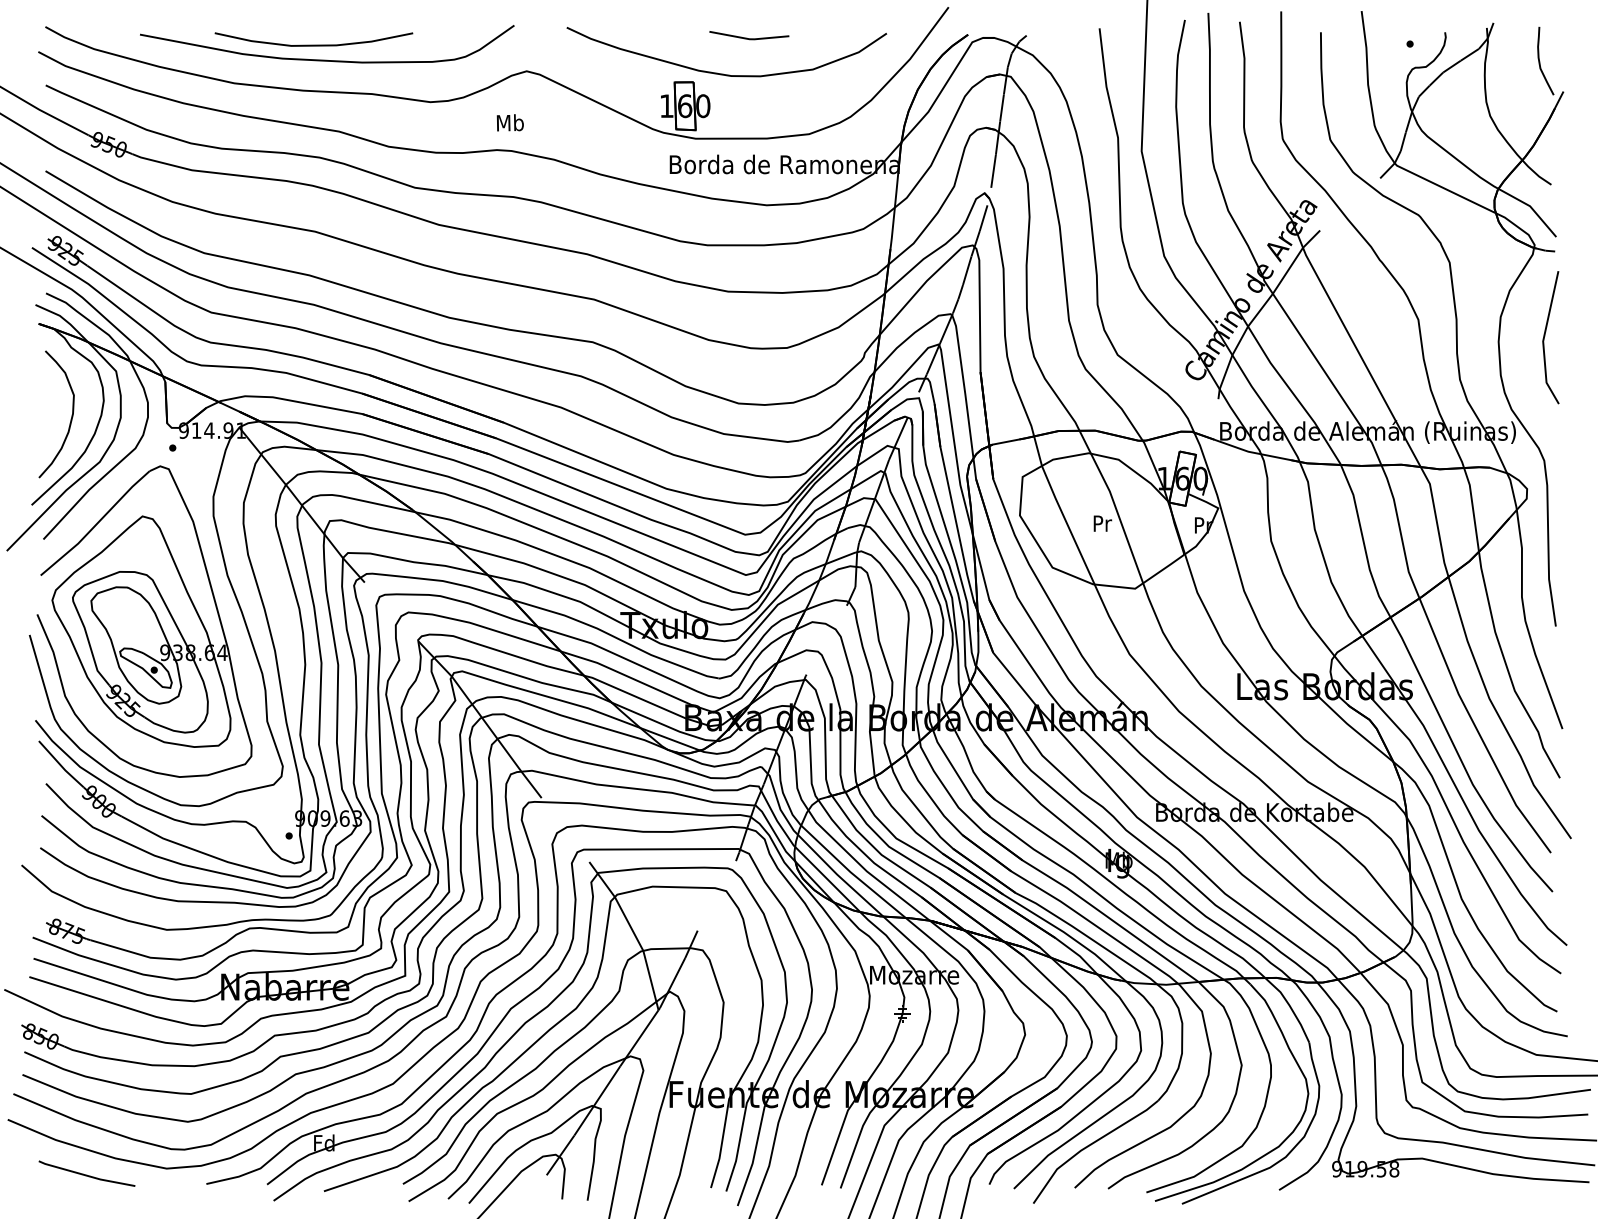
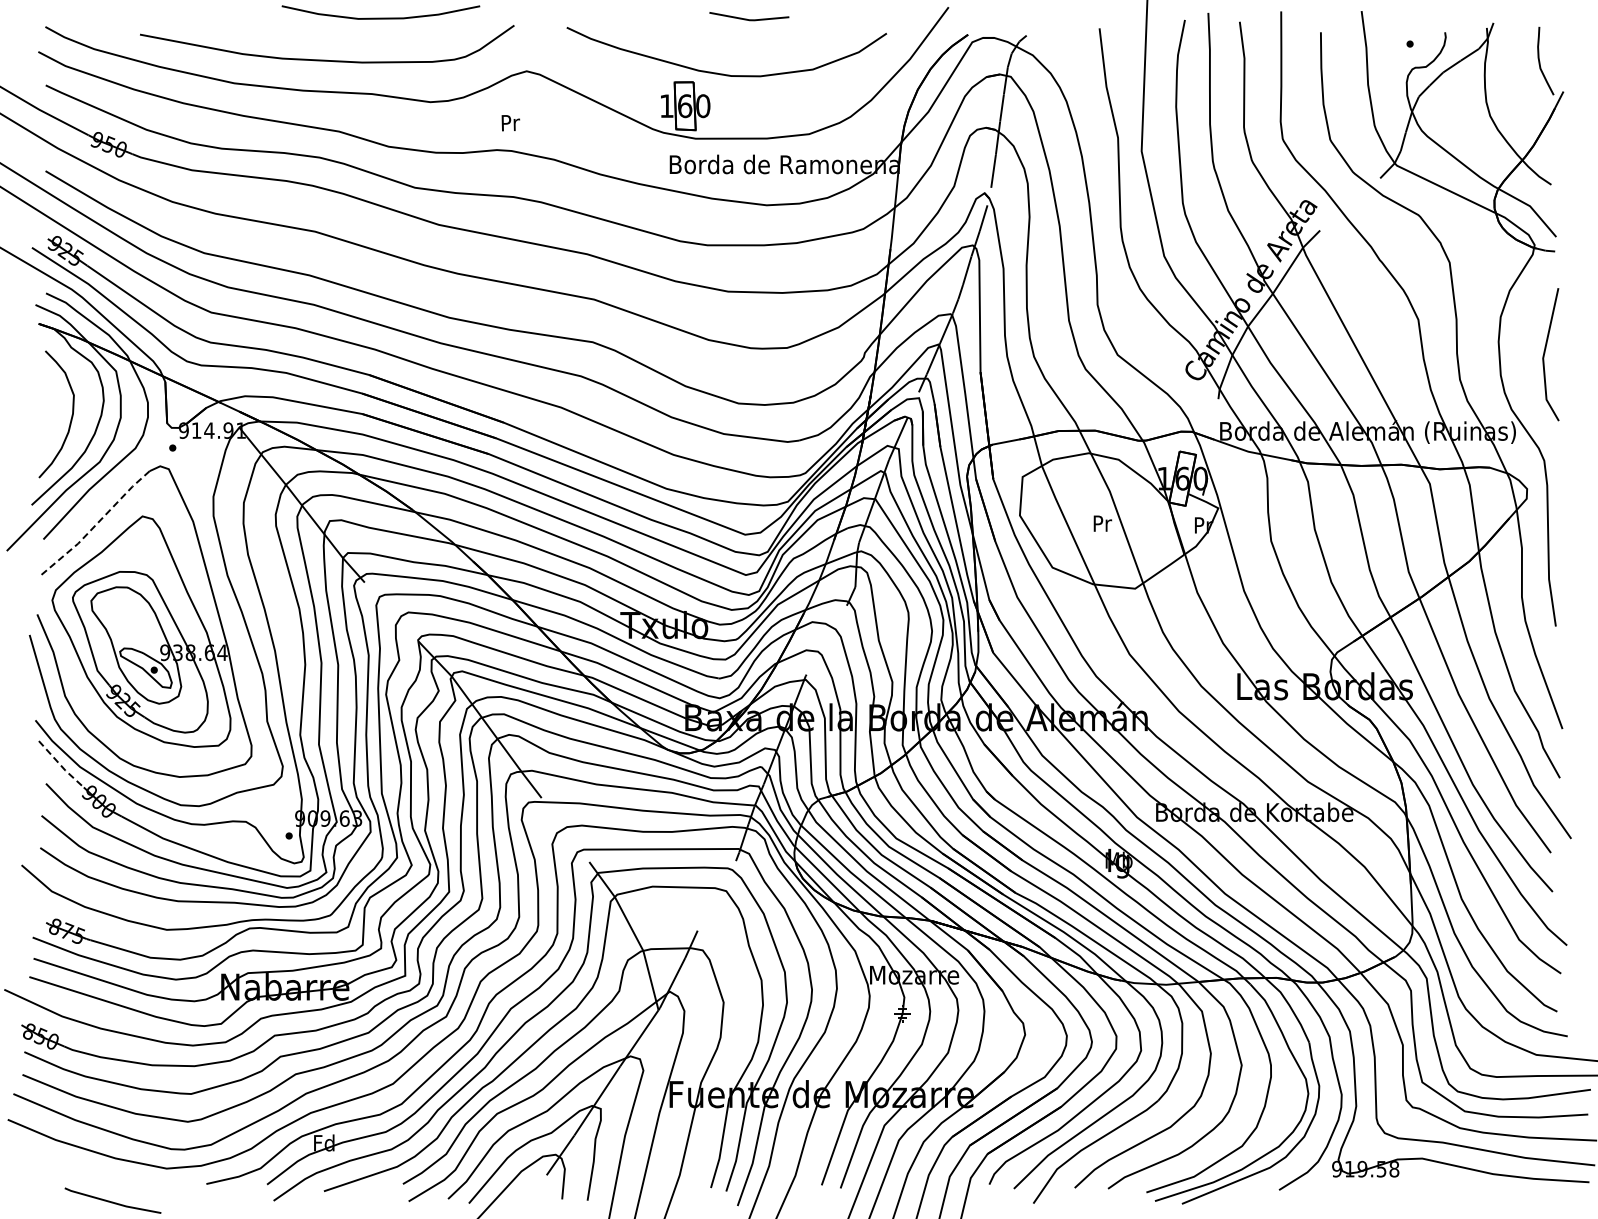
line position: (747, 37) -> (747, 18) (747, 18)
curve position: (313, 44) -> (380, 17) (380, 17)
text: Mb -> Pr (509, 122)
line position: (1545, 336) -> (1545, 353) (1545, 353)
line: solid -> dashed (96, 524)
line: solid -> dashed (61, 766)
line position: (86, 1174) -> (112, 1201) (112, 1201)
